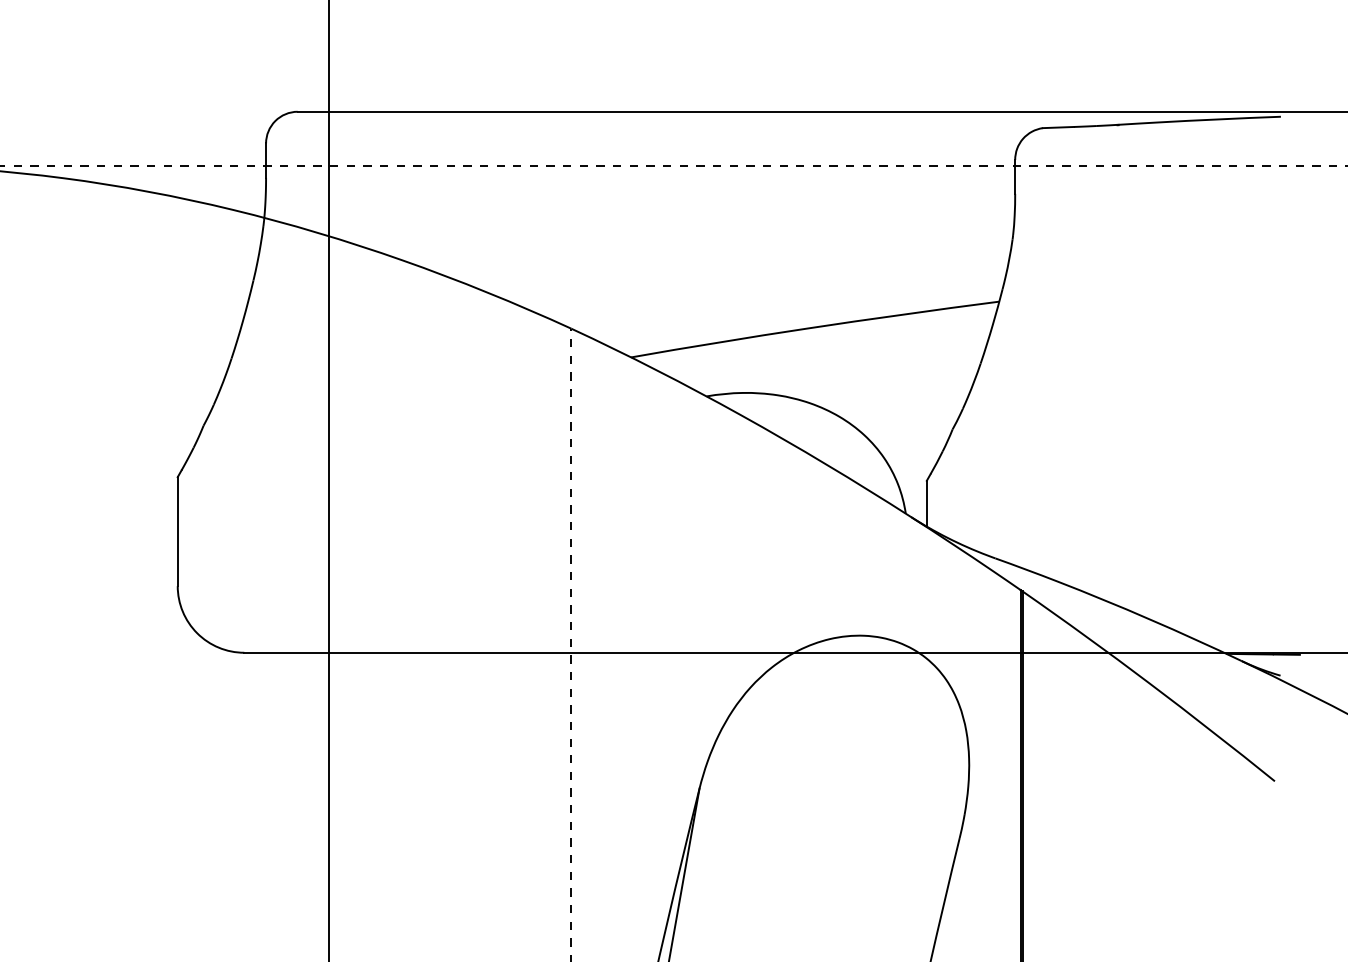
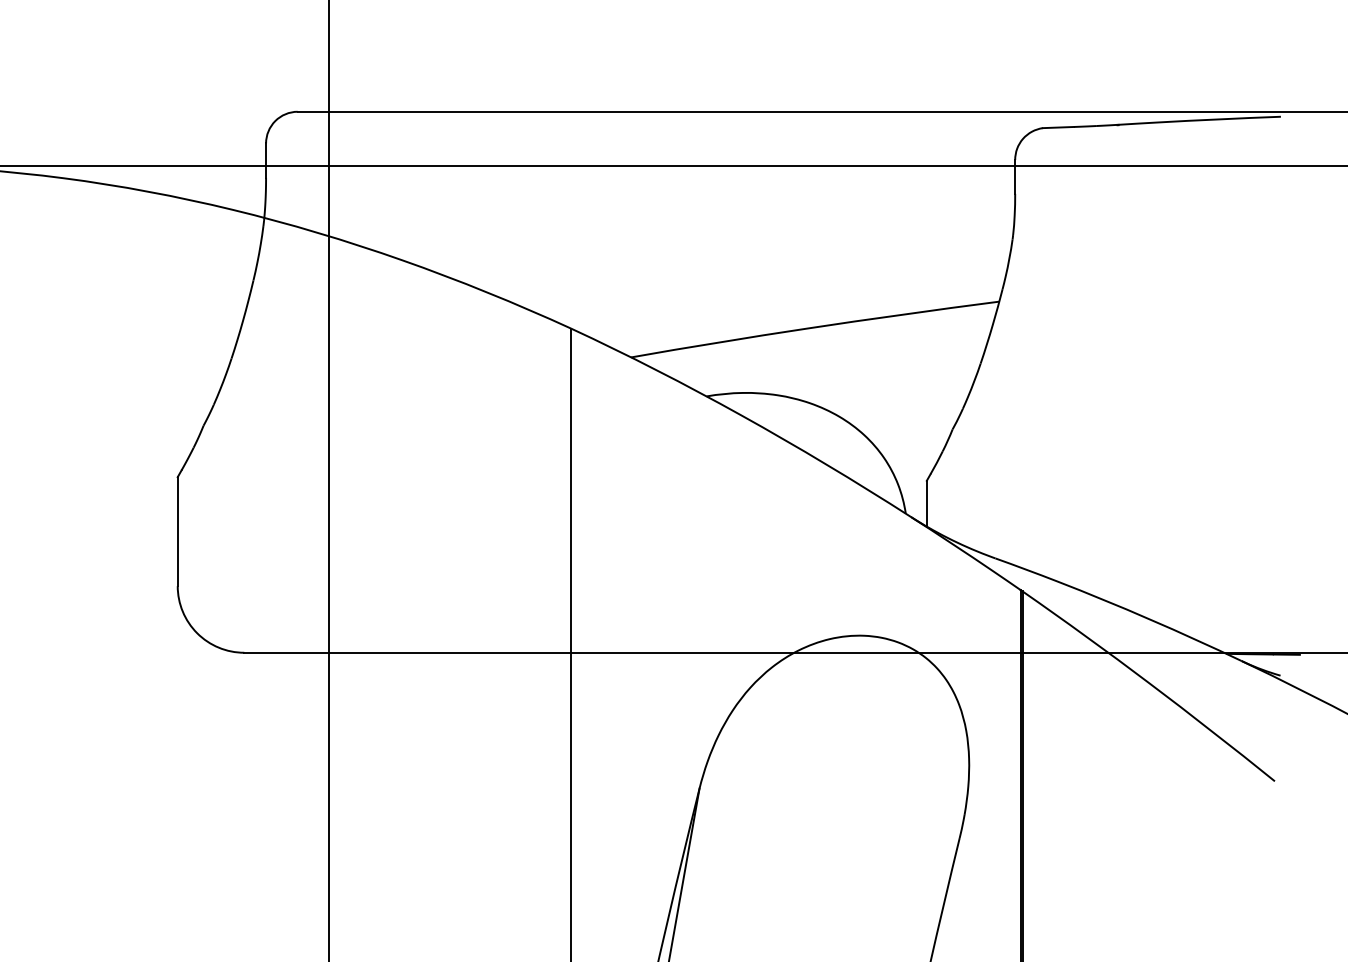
line: dashed -> solid (673, 165)
line: dashed -> solid (571, 644)
